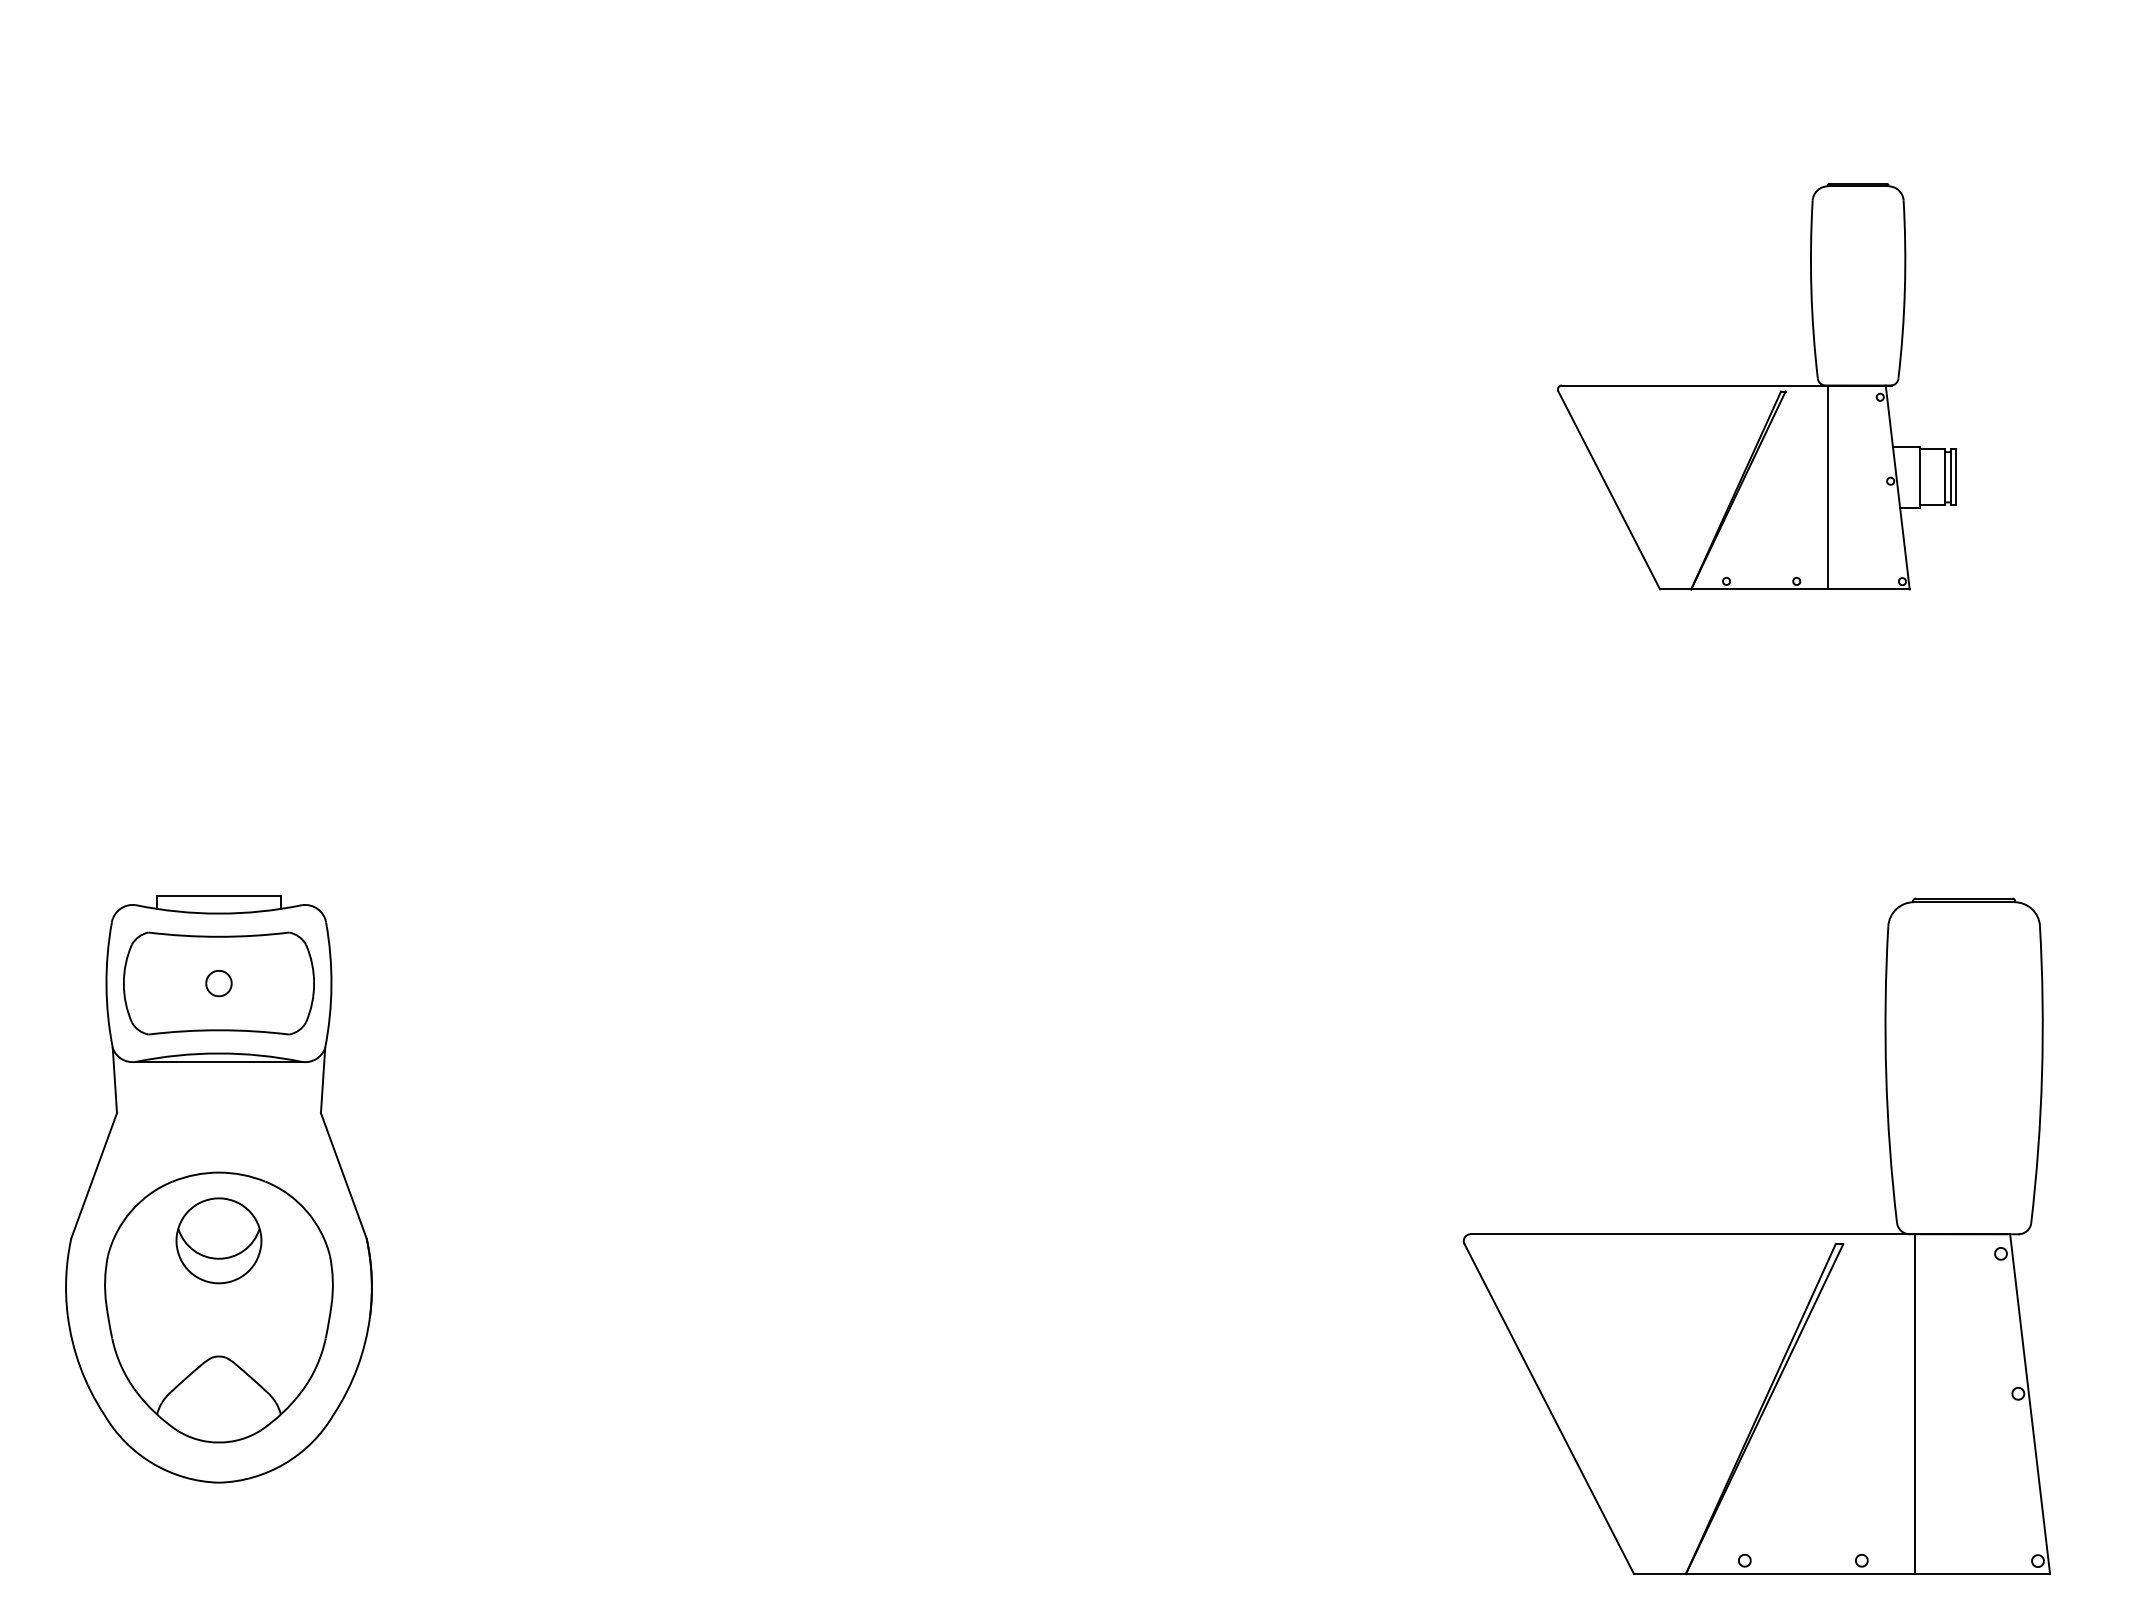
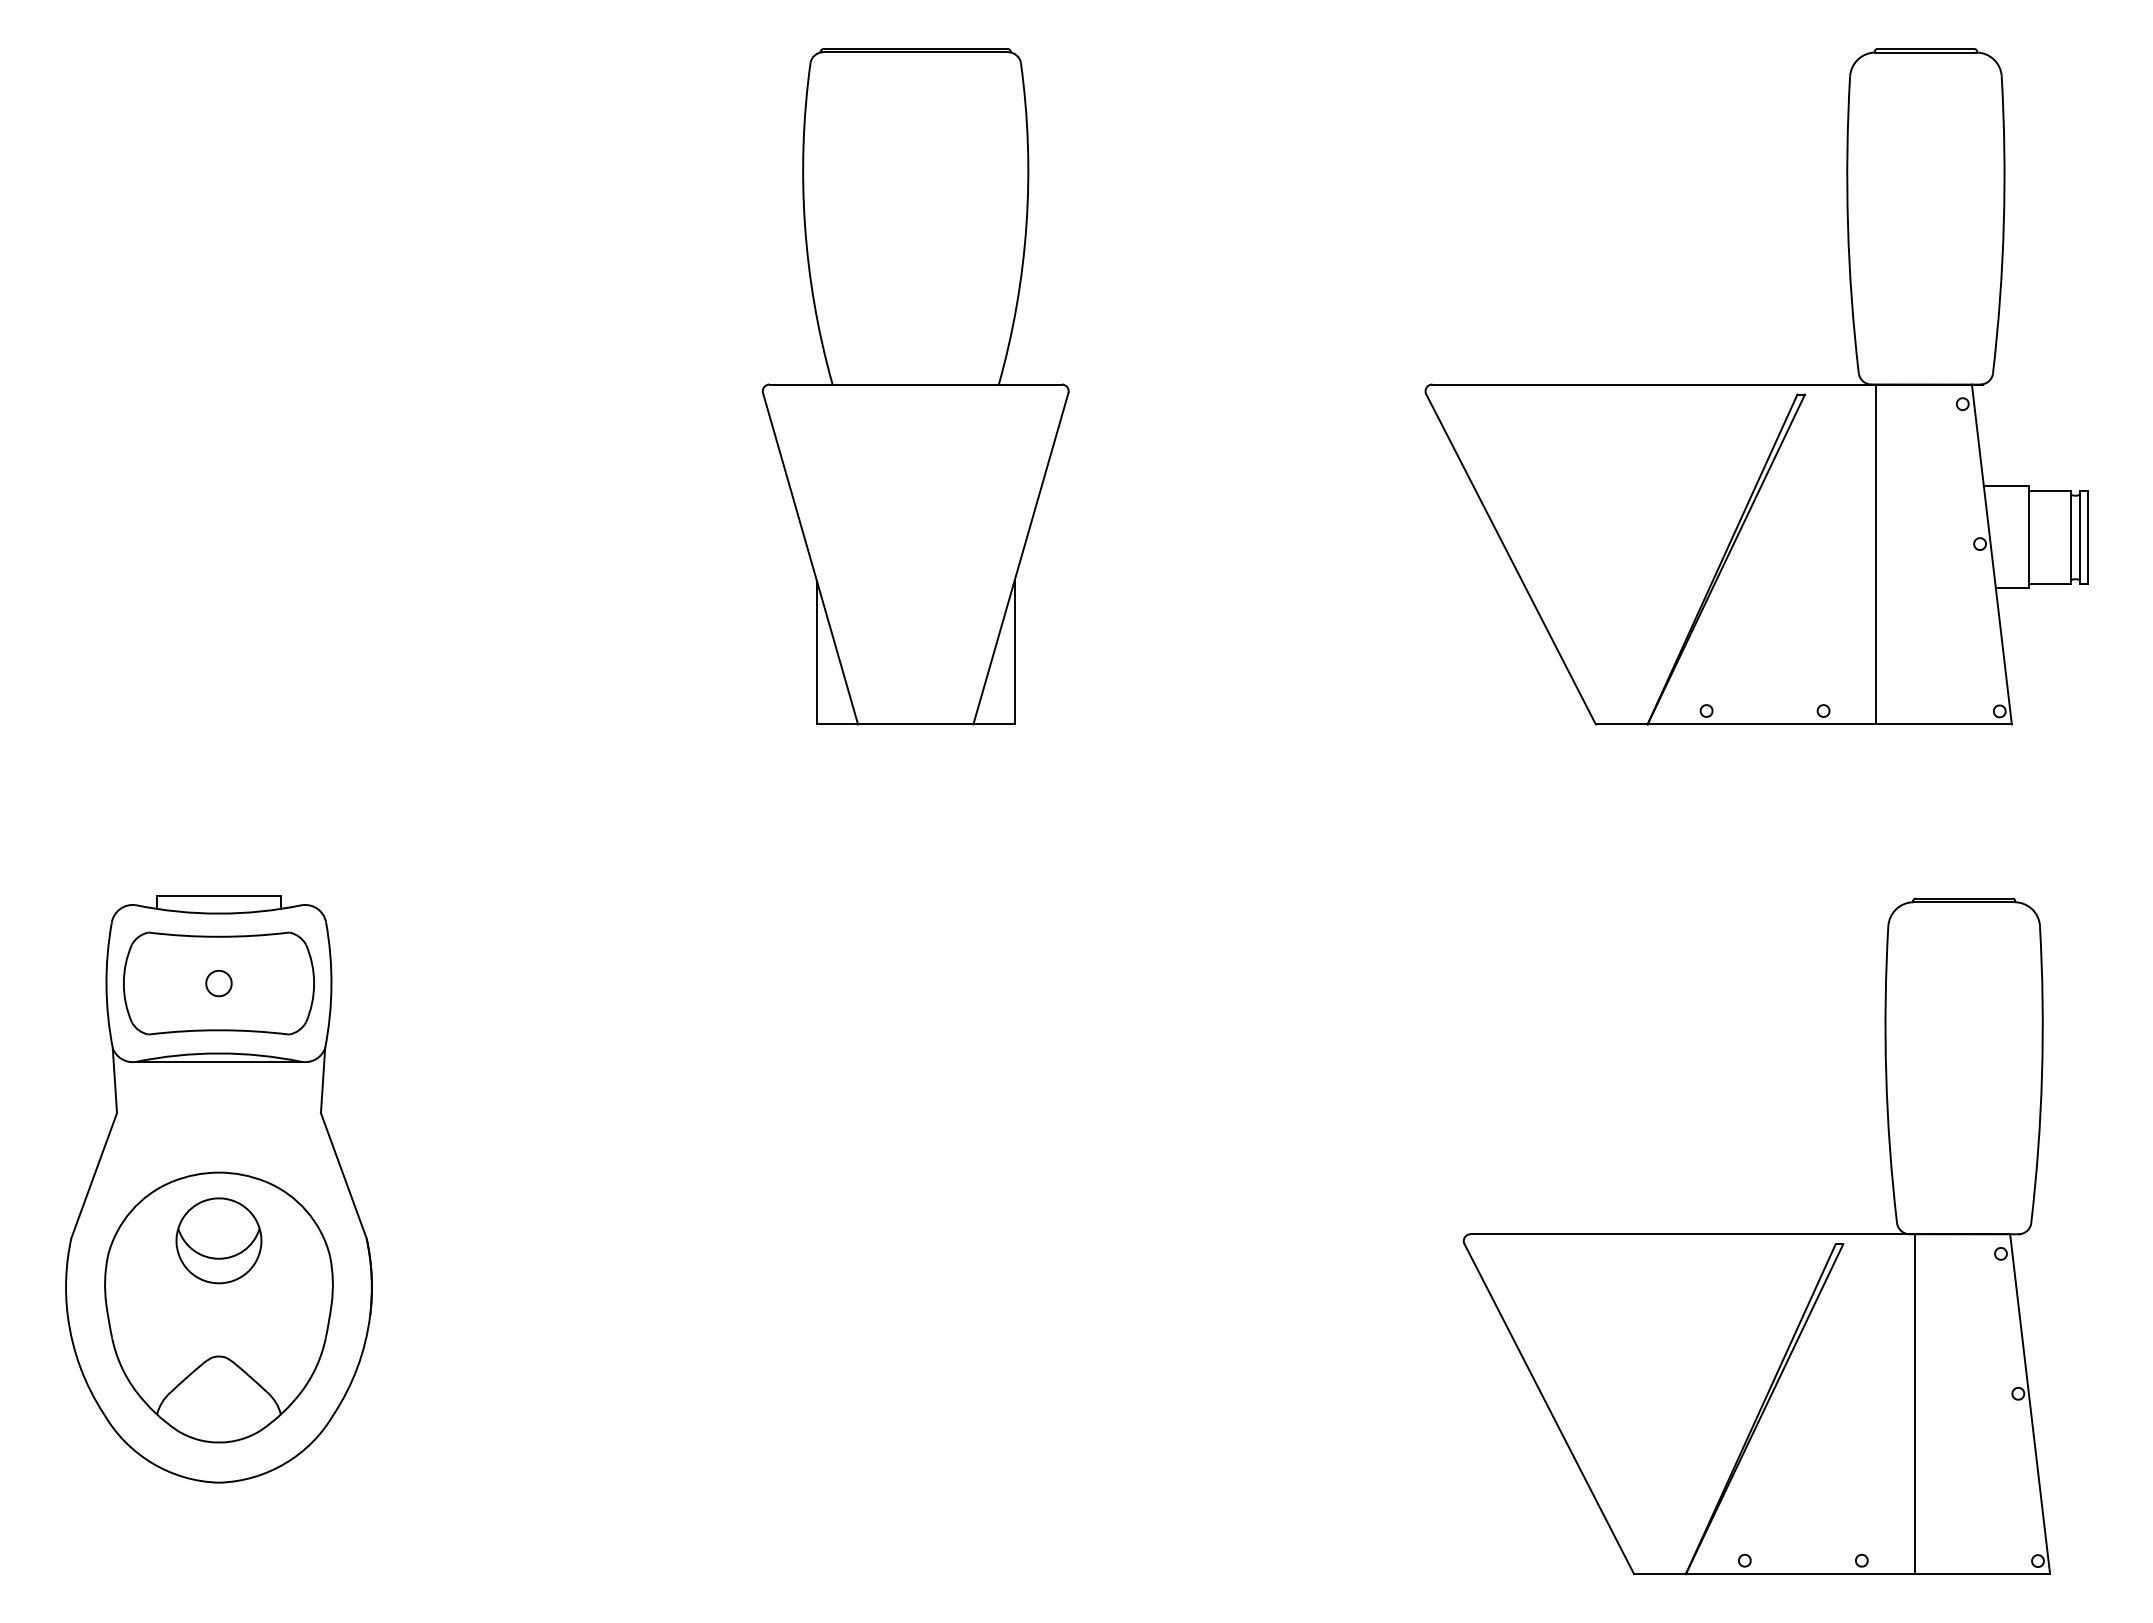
part: none -> present (915, 386)
part size: 400x408 px -> 665x678 px (1756, 386)
